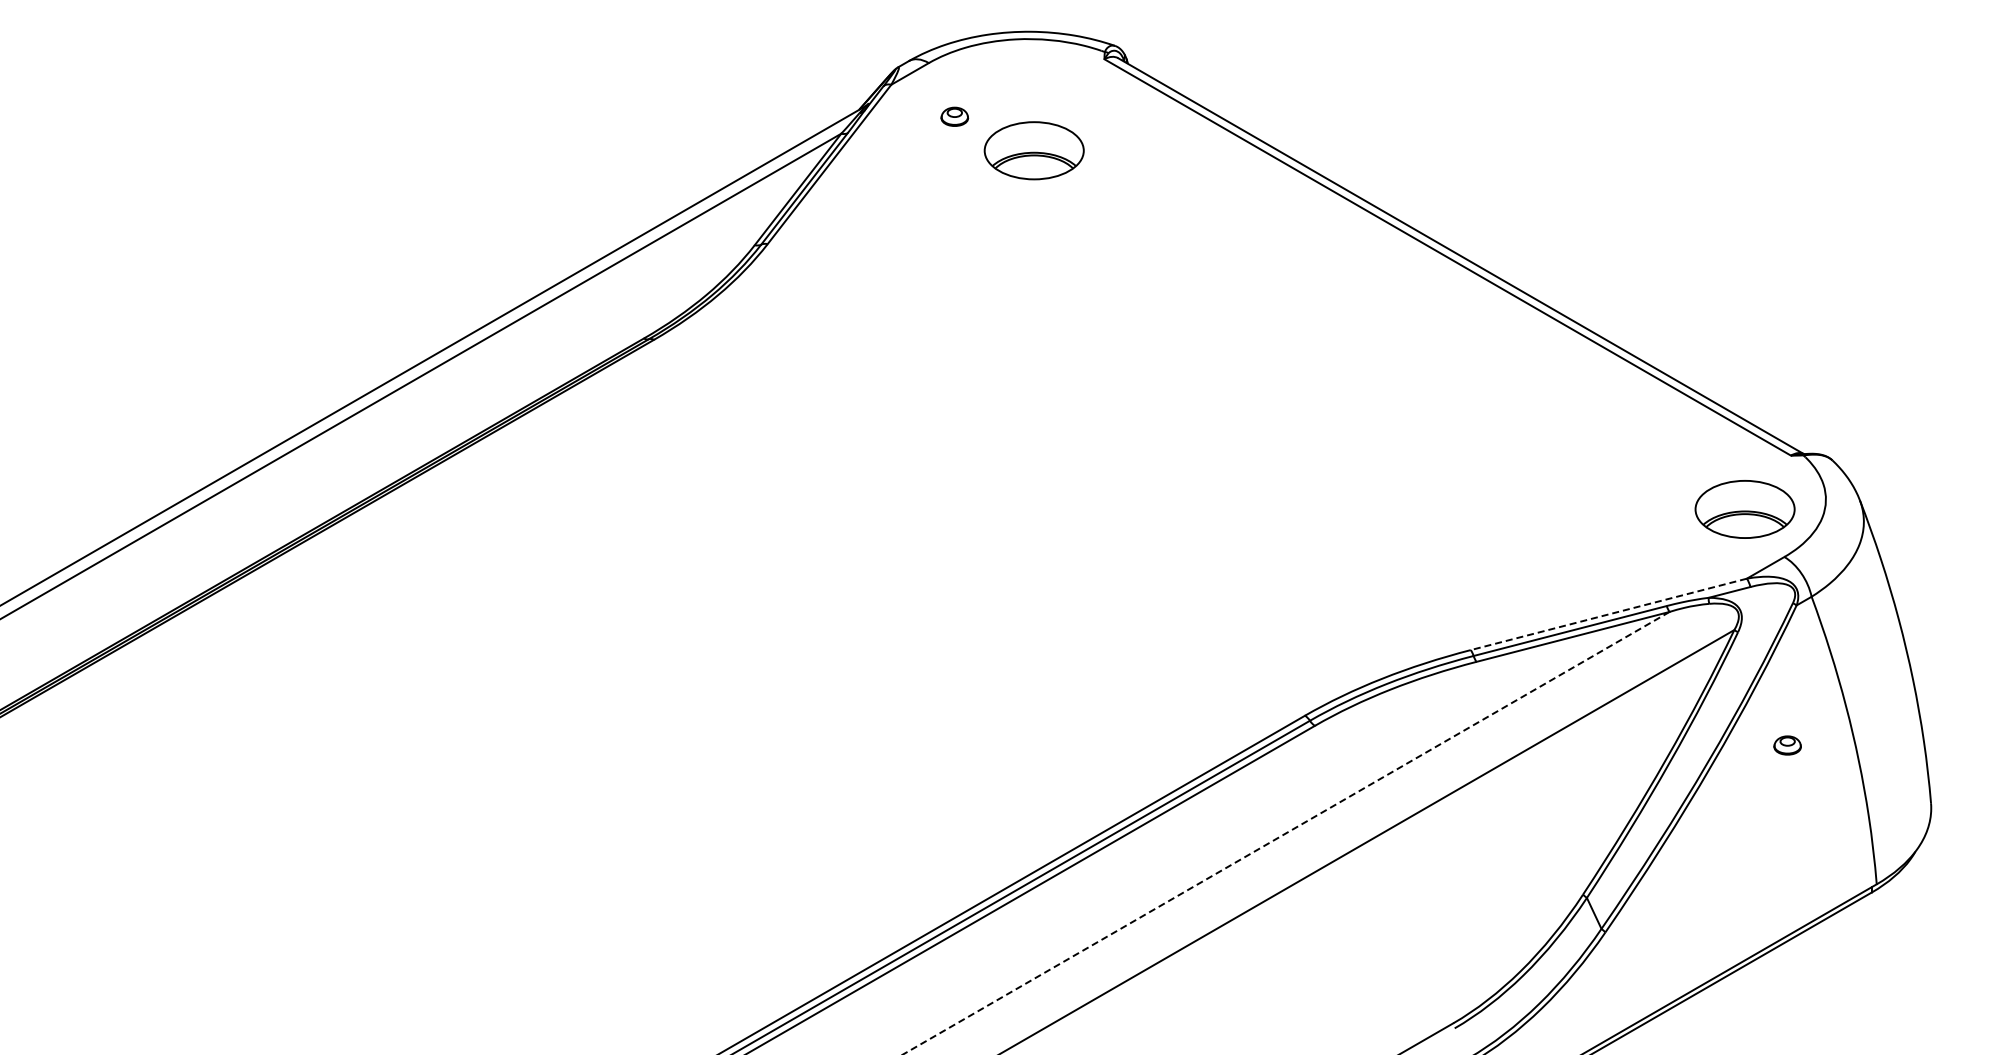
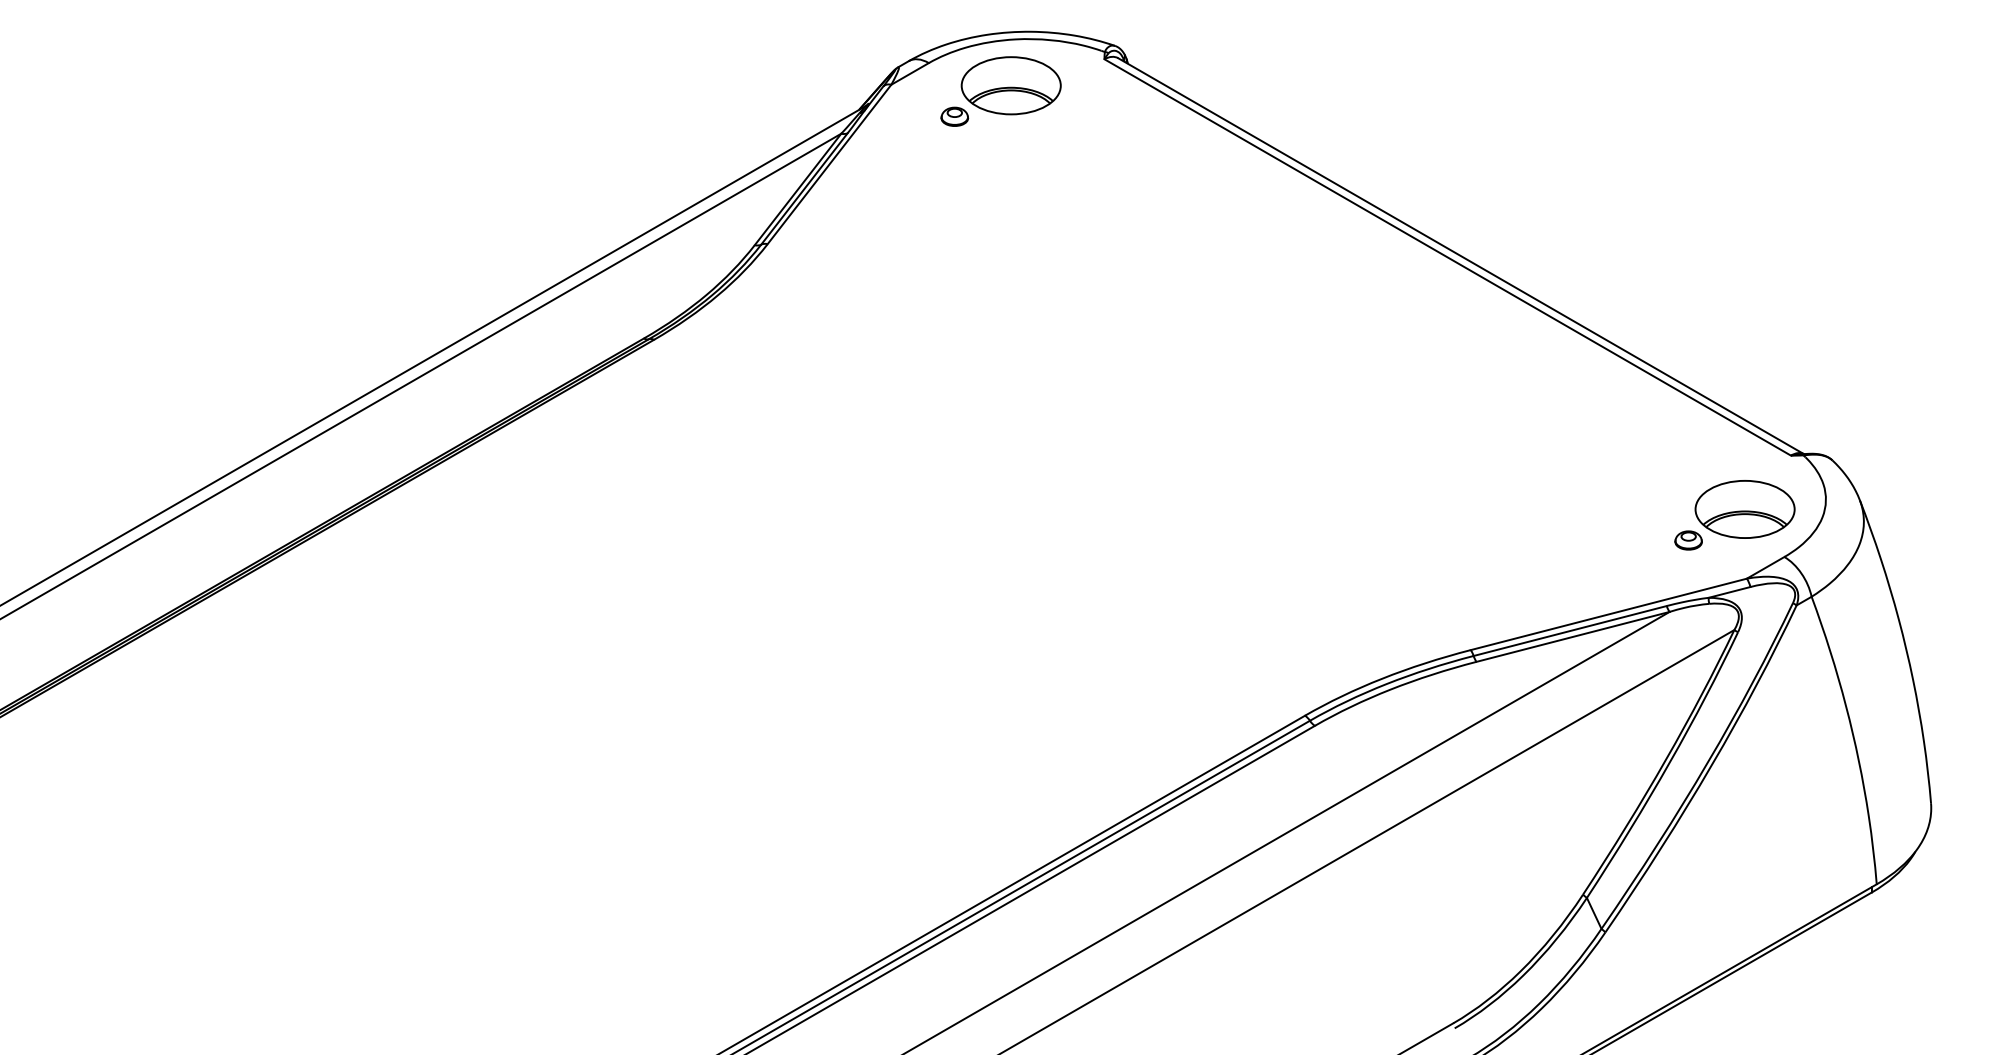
part position: (1033, 150) -> (1010, 85) (1010, 85)
line: dashed -> solid (1608, 614)
part position: (1787, 745) -> (1688, 540) (1688, 540)
line: dashed -> solid (1286, 833)
